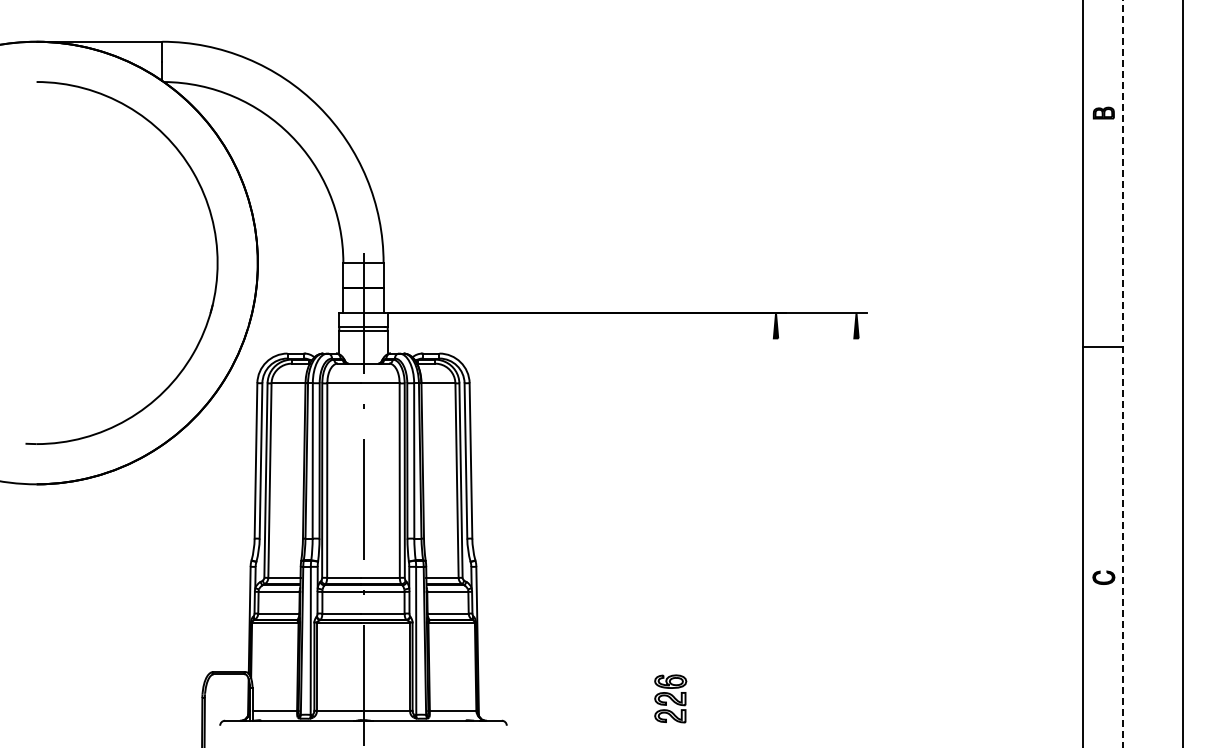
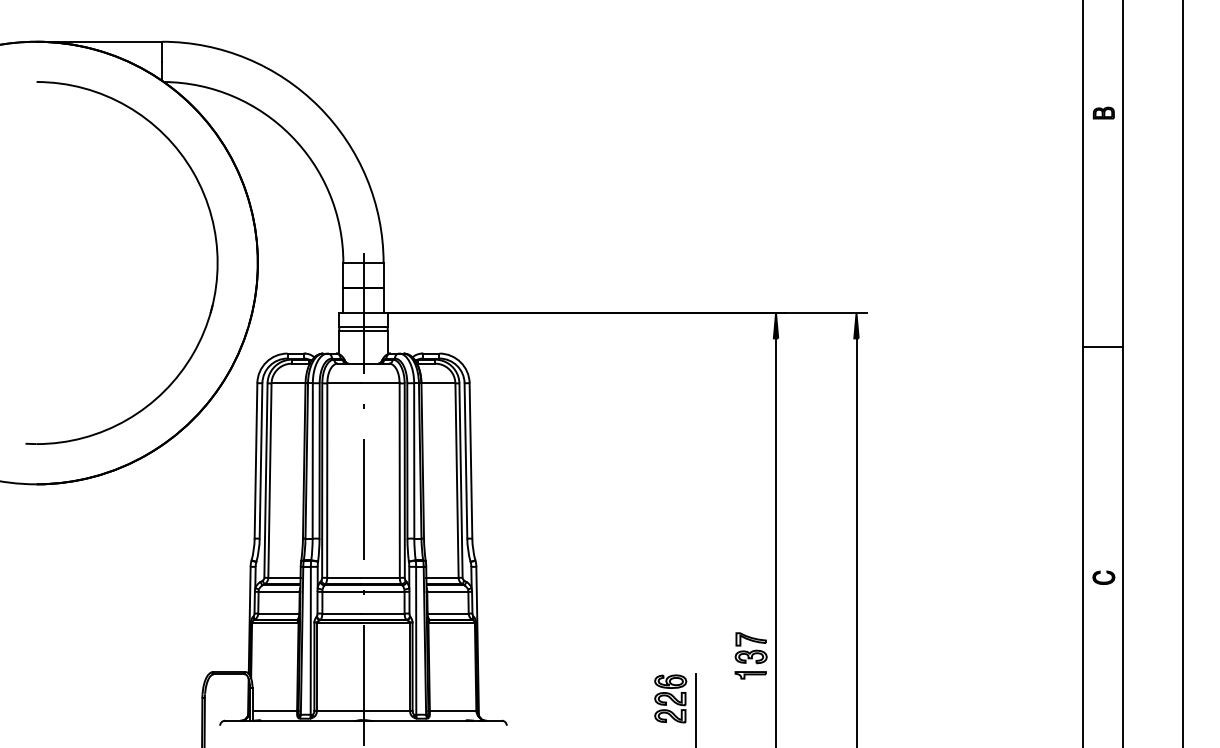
line: dashed -> solid (1123, 373)
line: none -> present (776, 541)
line: none -> present (856, 541)
part: none -> present (750, 655)
line: none -> present (695, 708)
